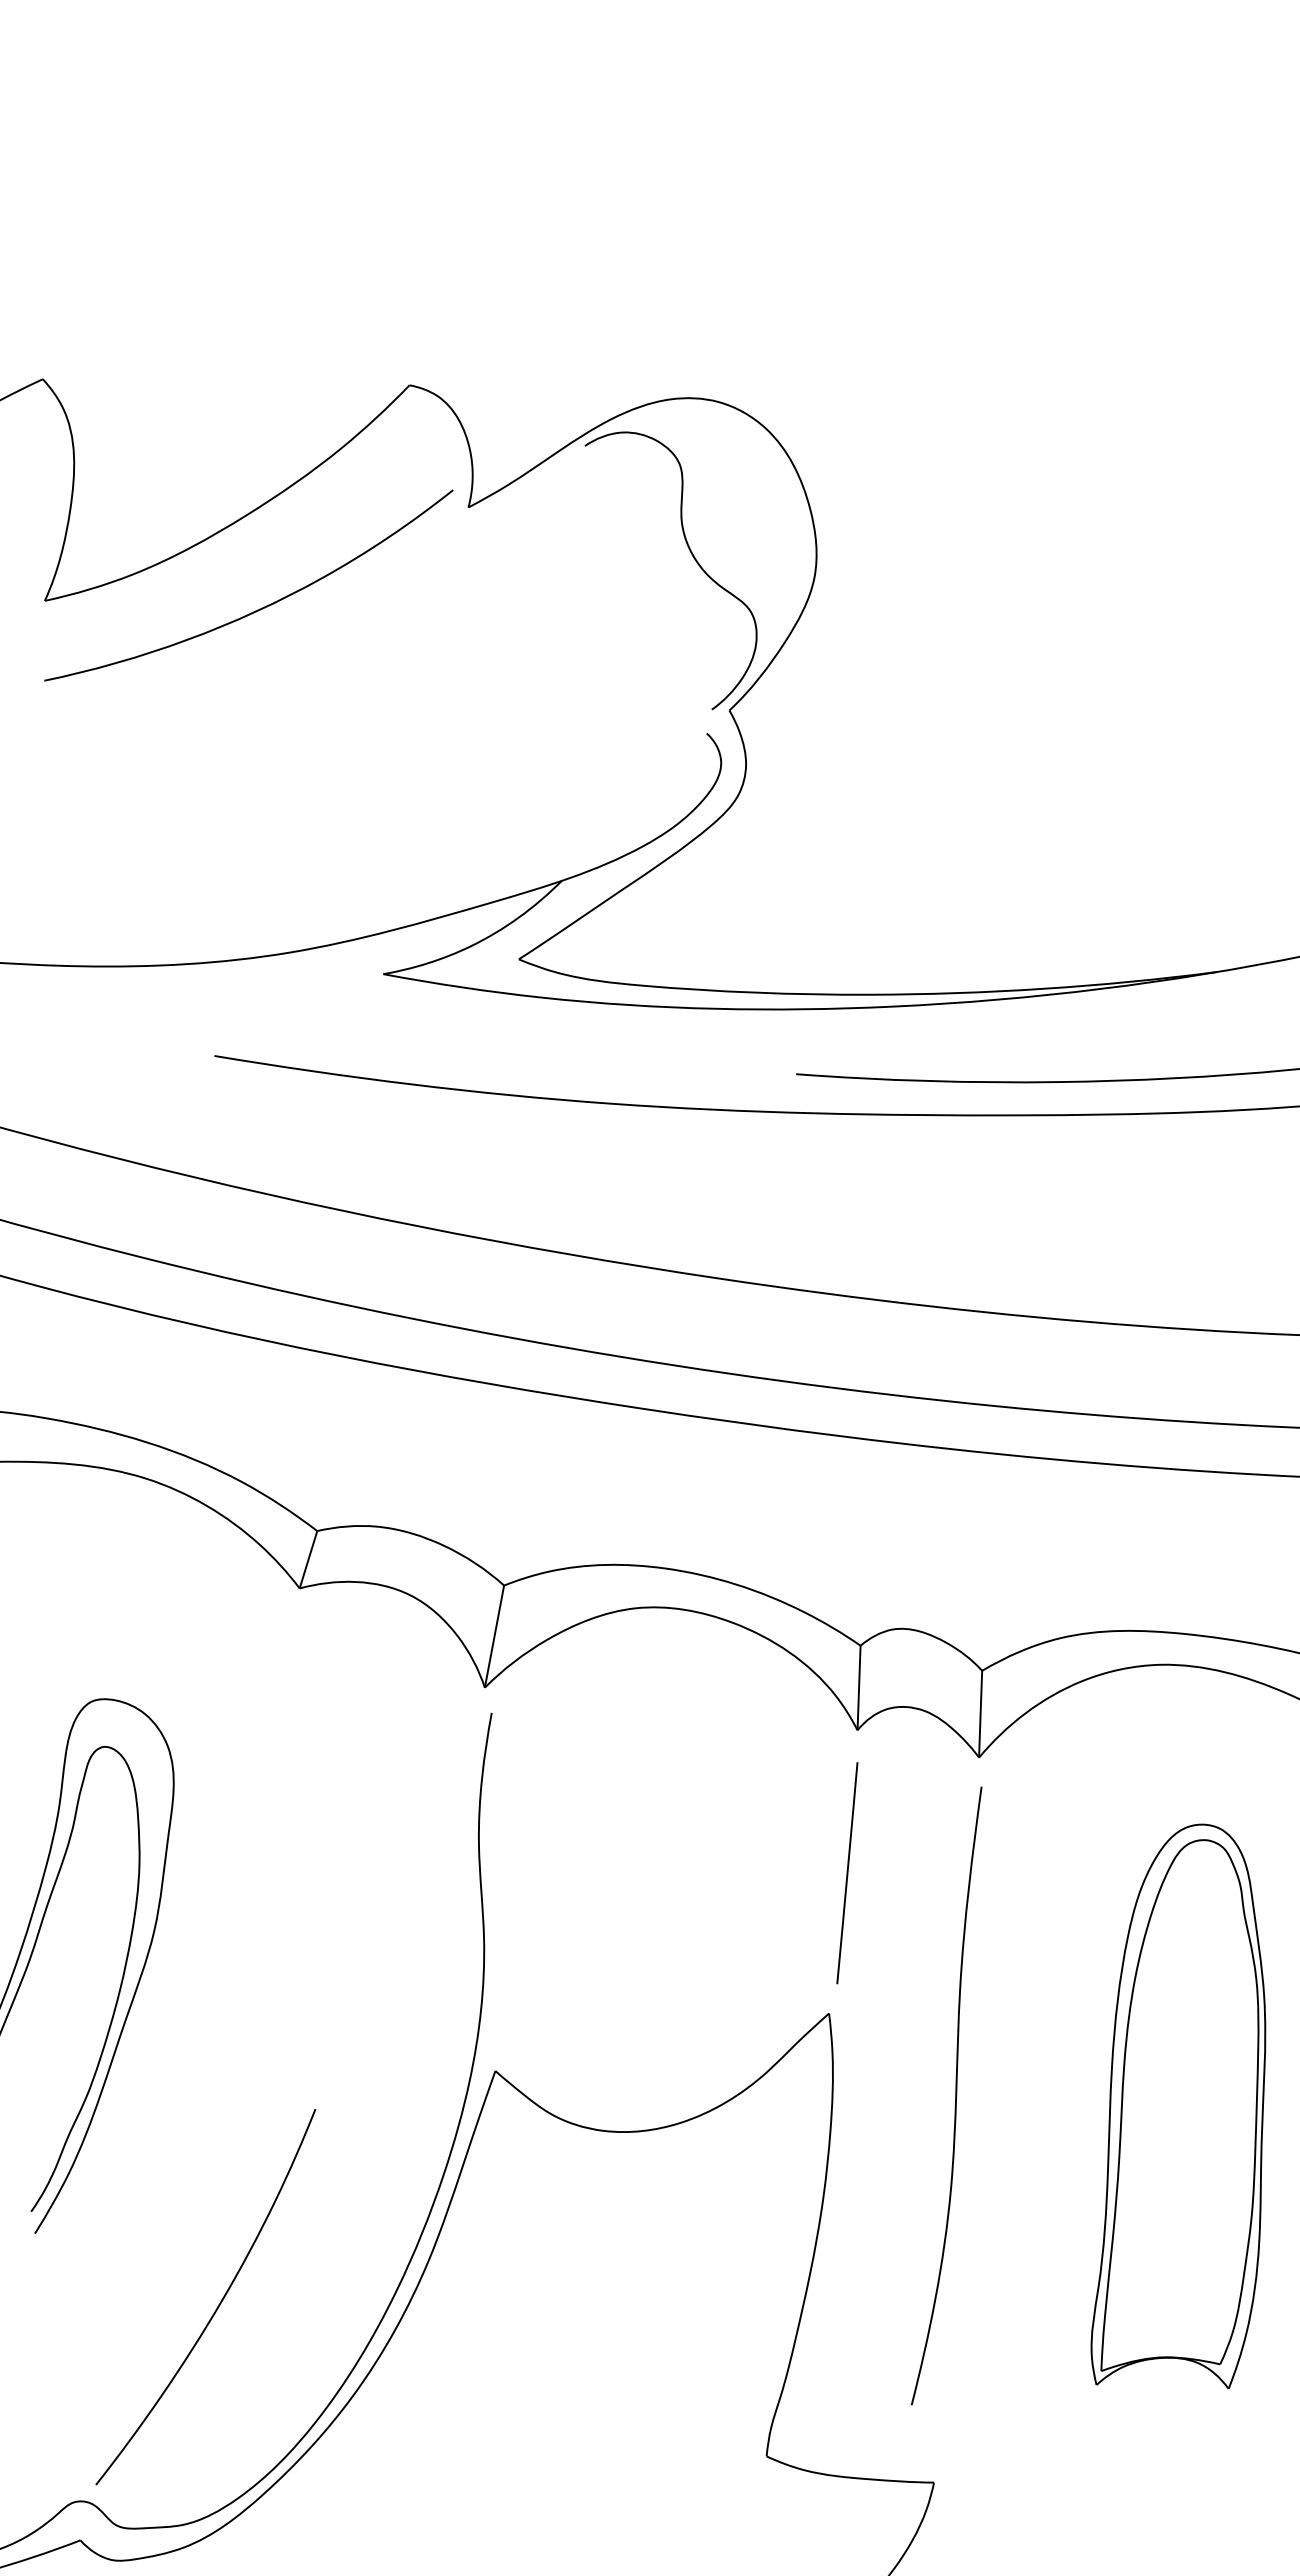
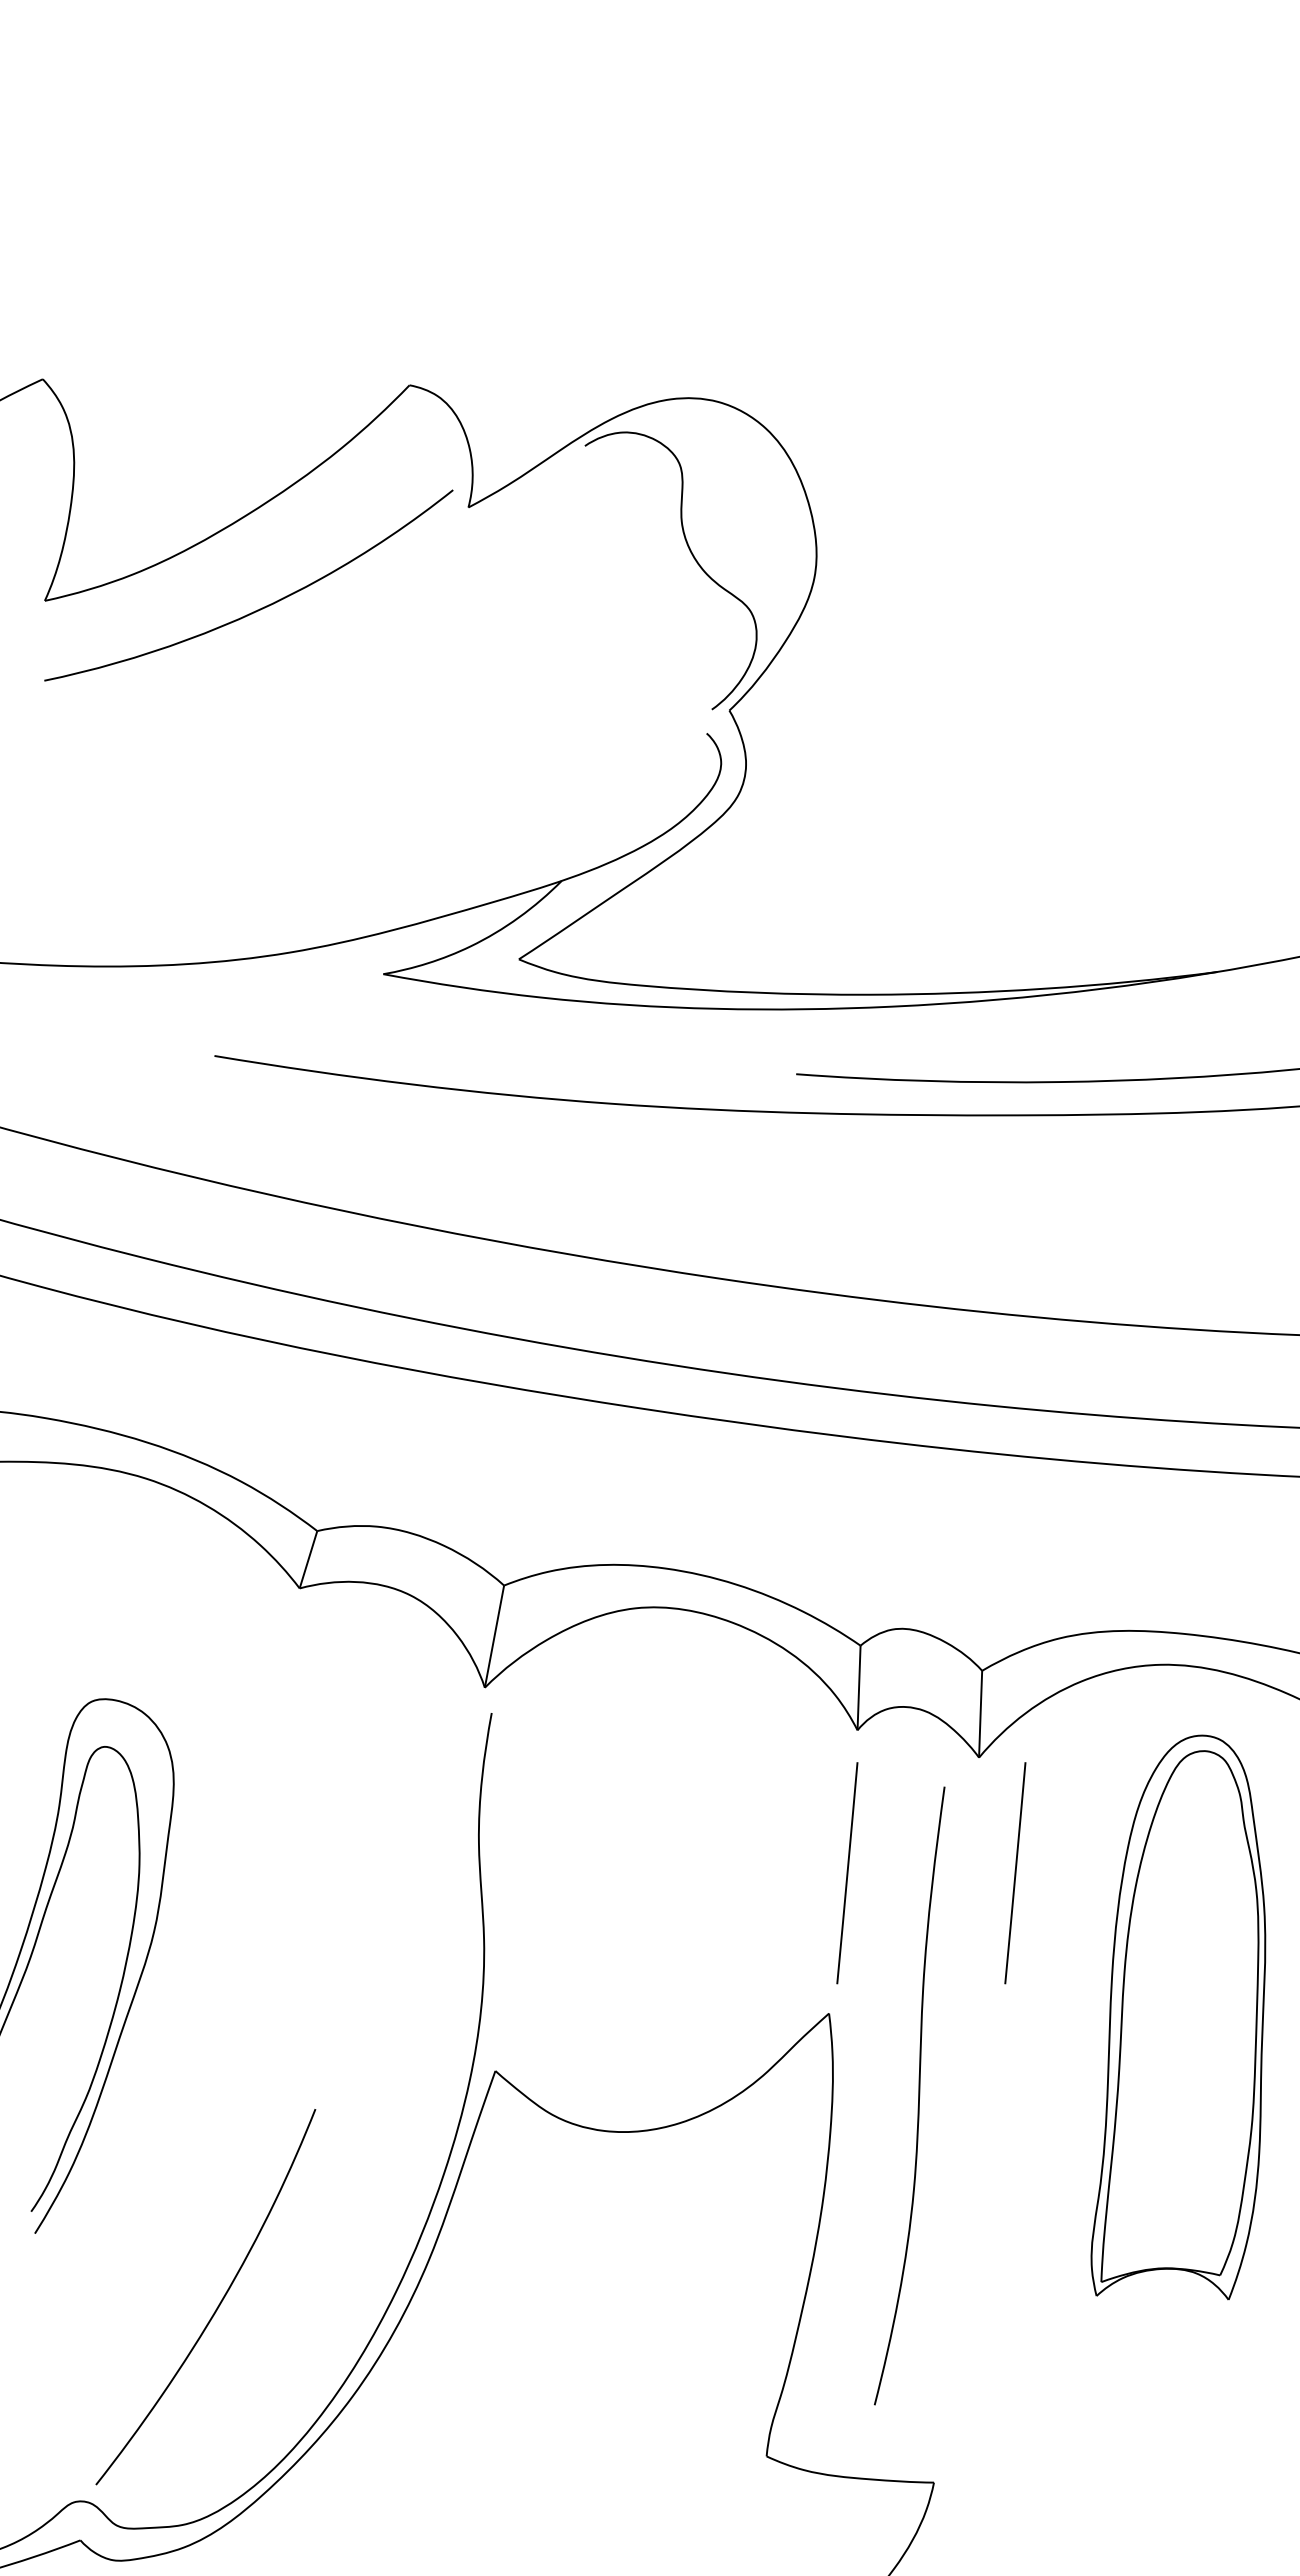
line: none -> present (1015, 1873)
curve position: (955, 2095) -> (918, 2095) (918, 2095)
part position: (1178, 2106) -> (1178, 2017) (1178, 2017)
